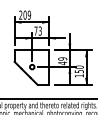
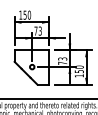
text: 209 -> 150 (24, 14)
text: 49 -> 73 (62, 61)
